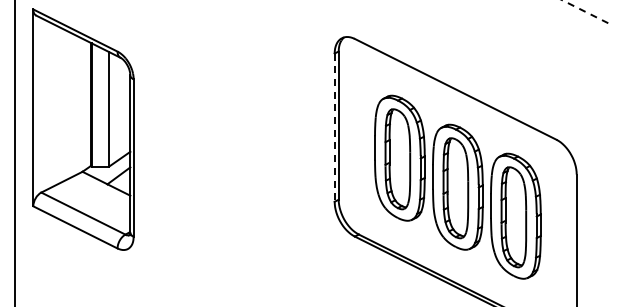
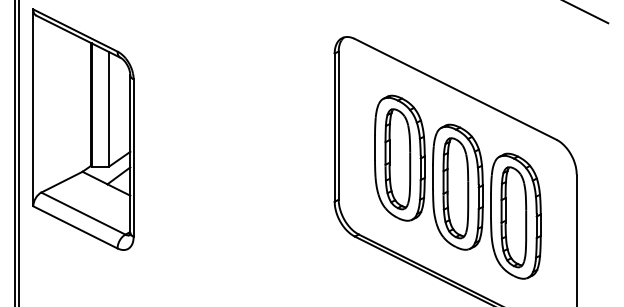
line: dashed -> solid (585, 11)
line: dashed -> solid (334, 128)
line: none -> present (18, 152)
